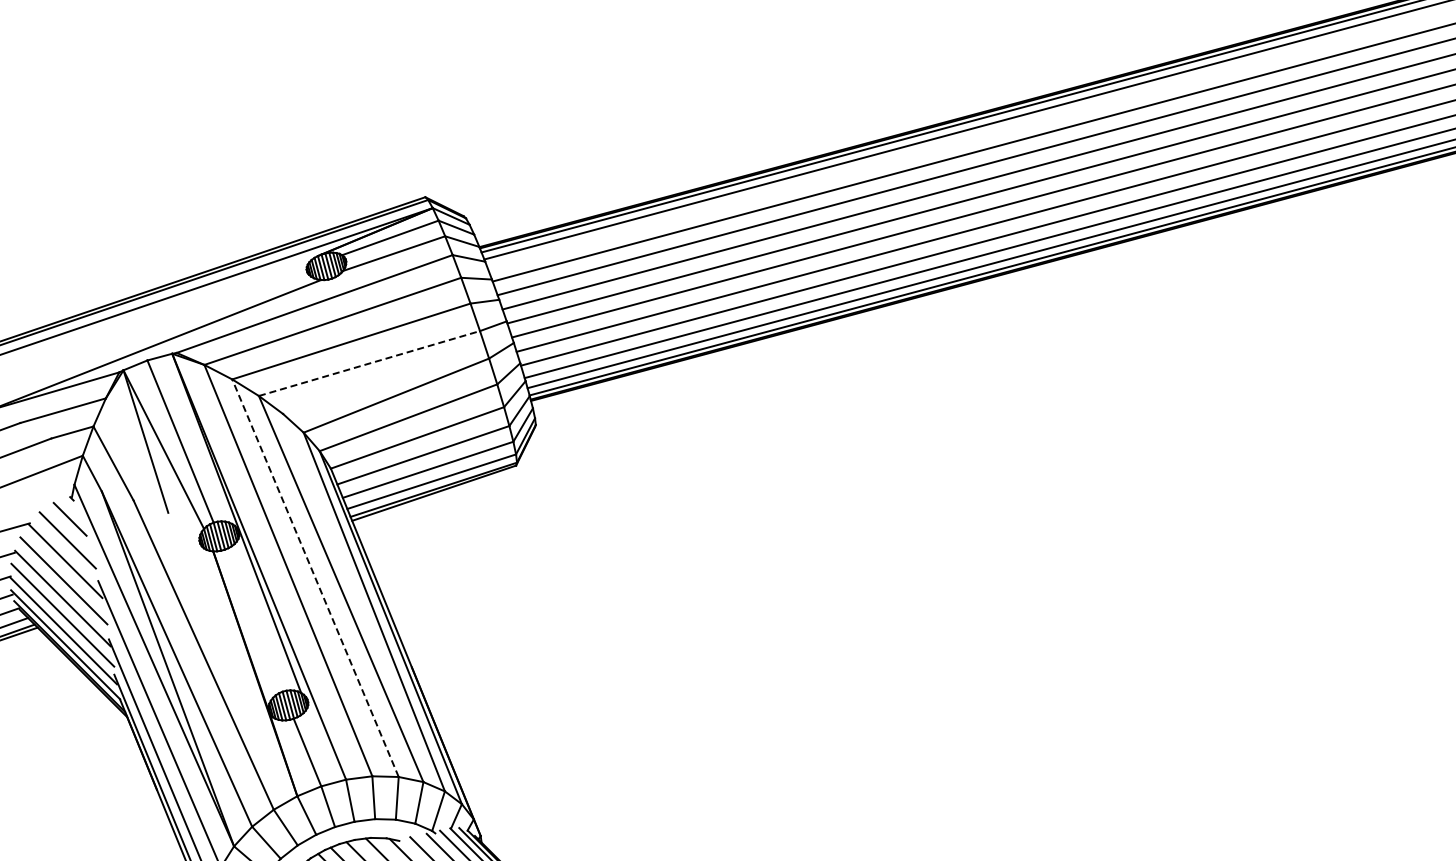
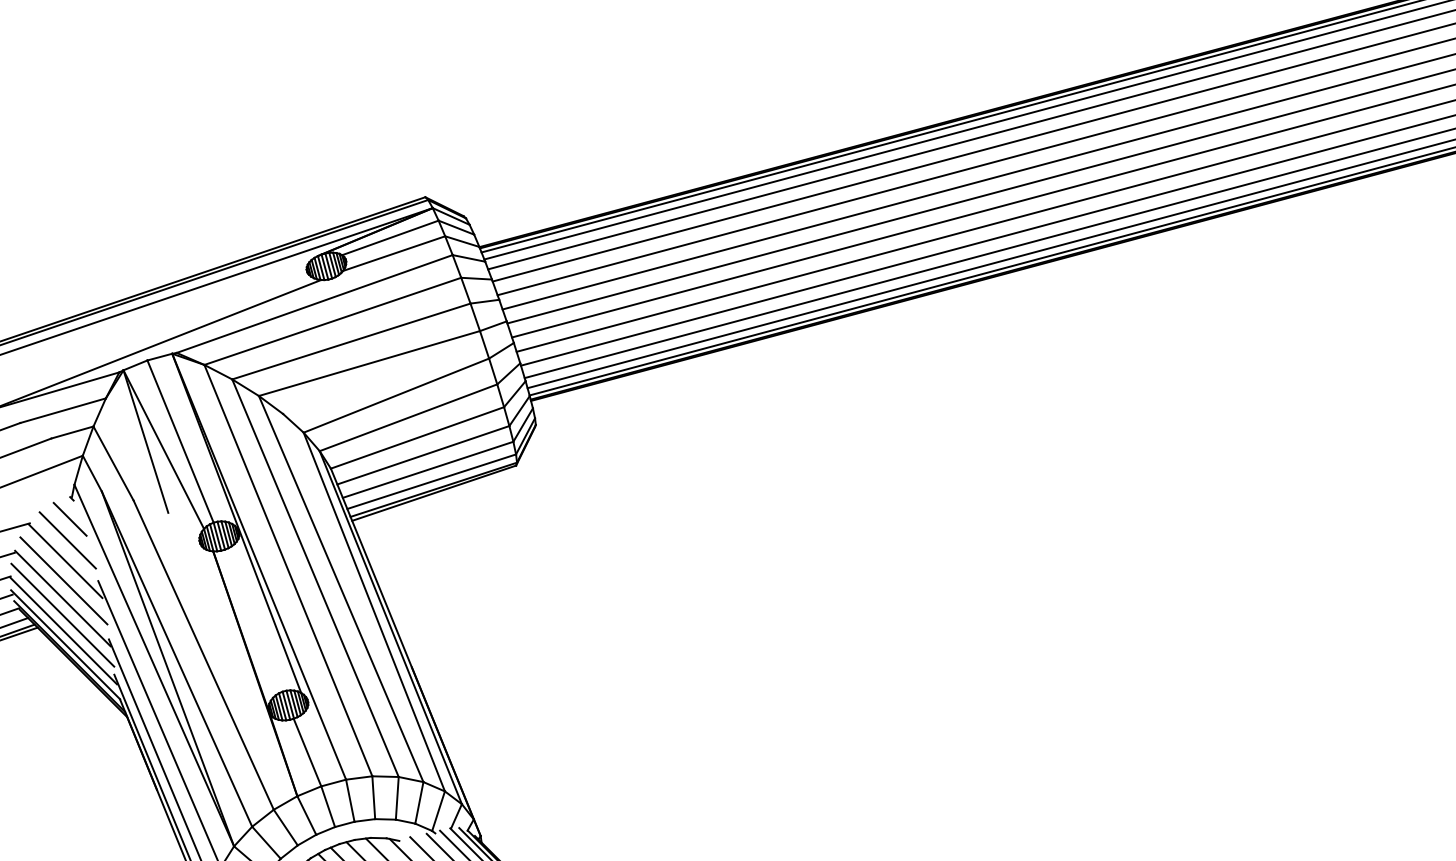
line: none -> present (970, 139)
line: dashed -> solid (369, 363)
line: dashed -> solid (315, 578)
